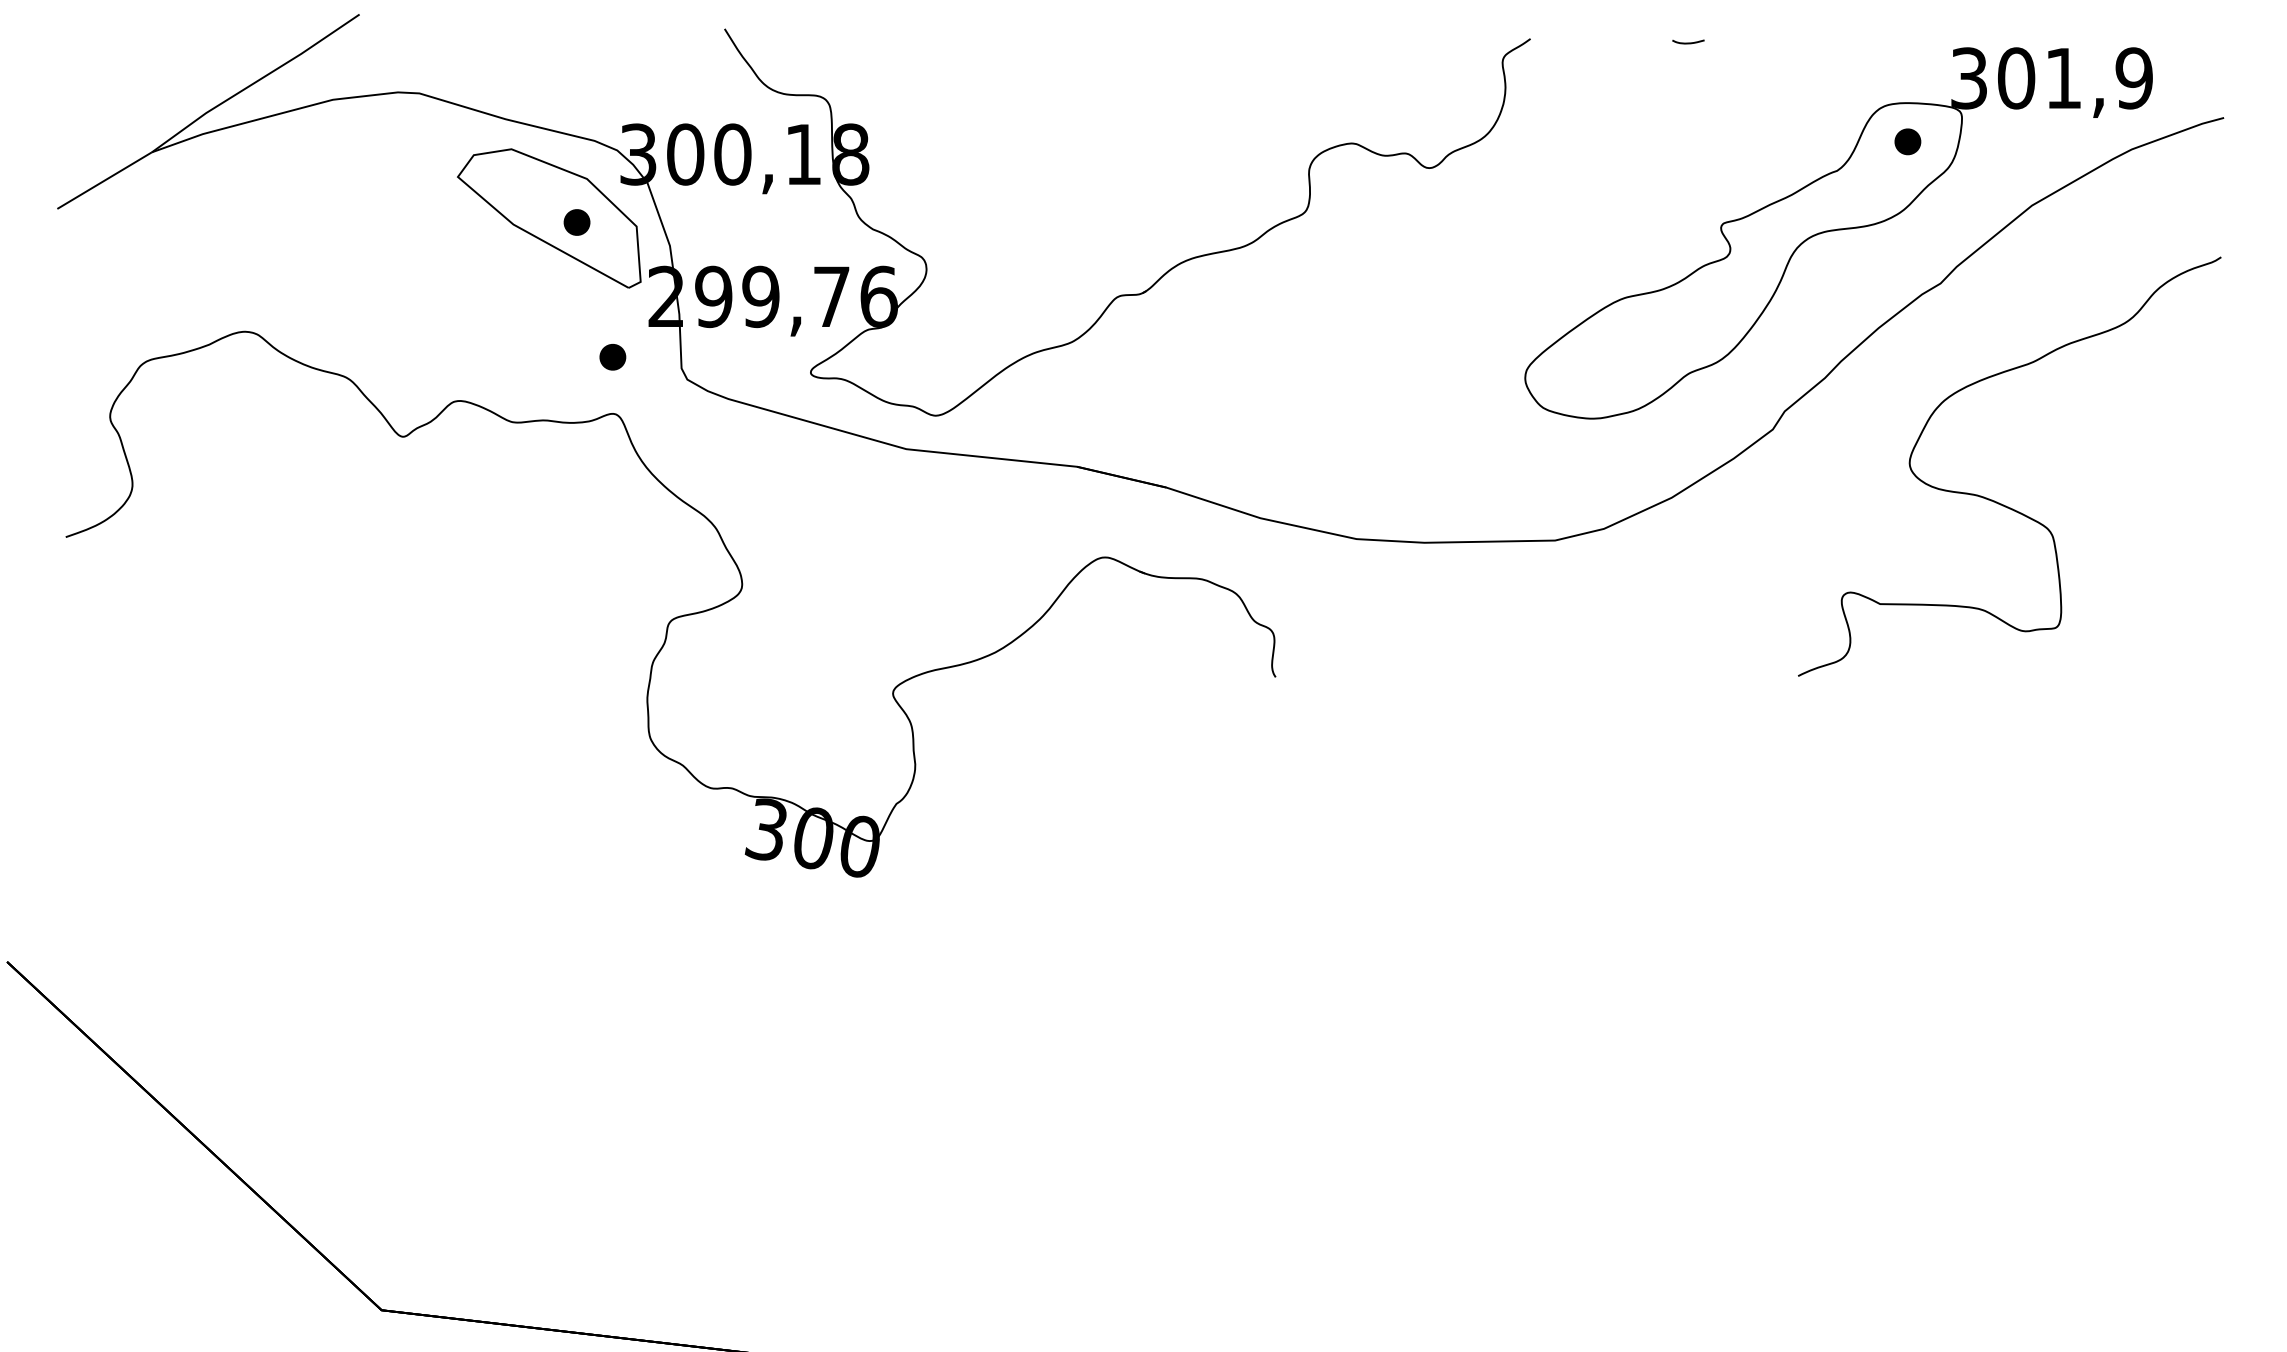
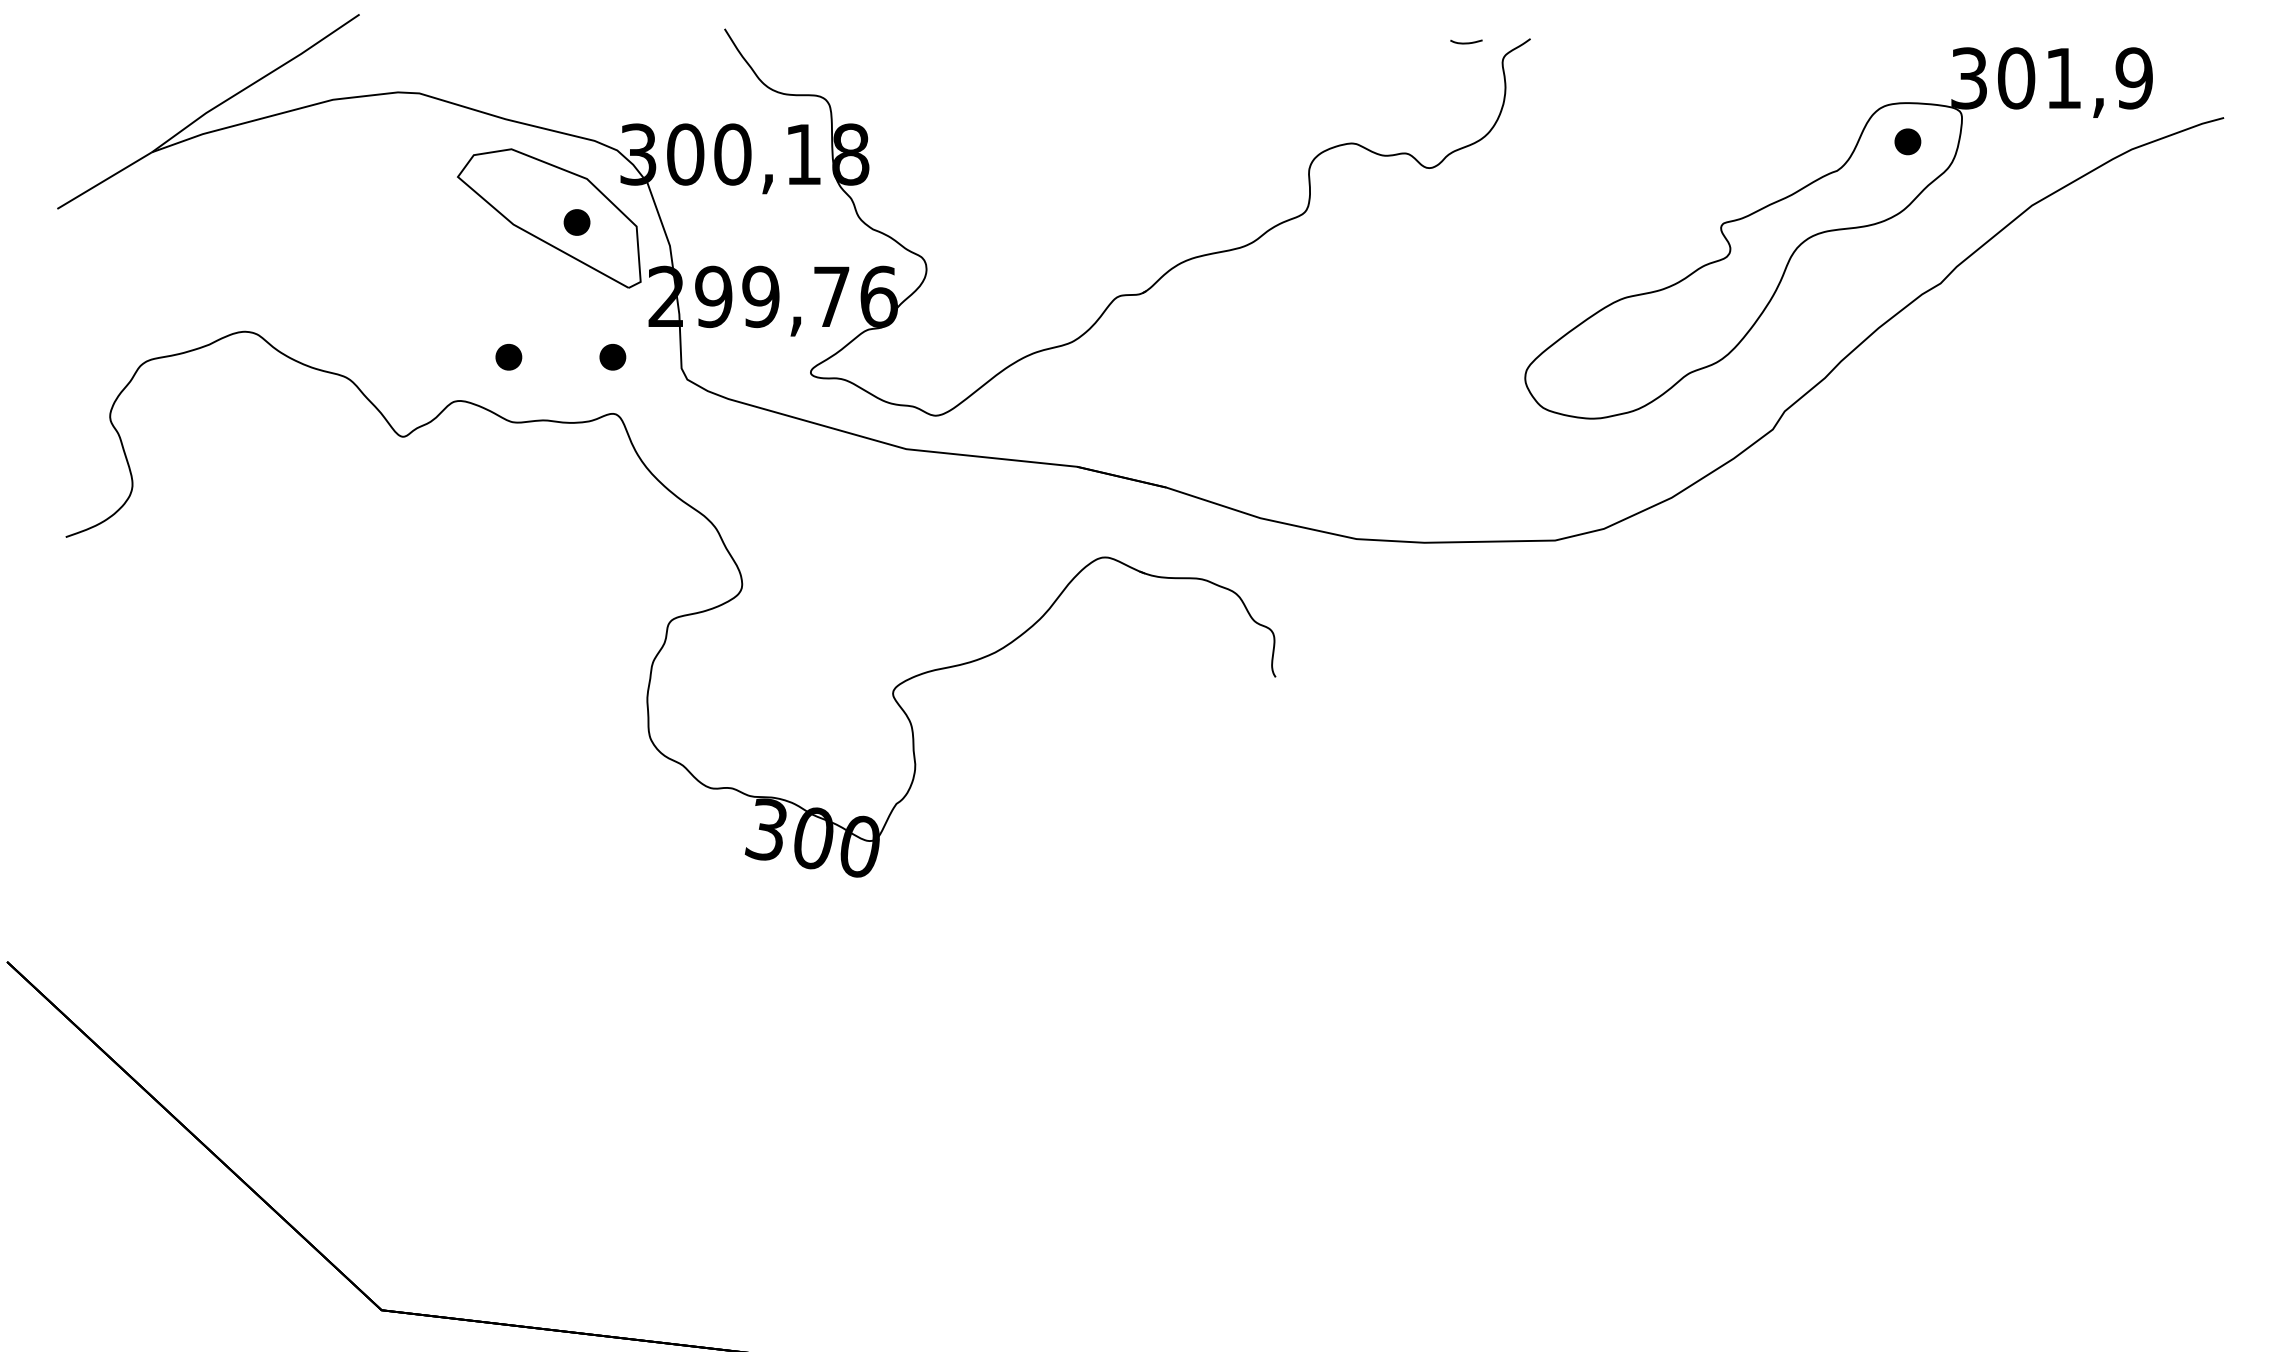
curve position: (1688, 42) -> (1466, 42) (1466, 42)
part: none -> present (508, 357)
curve: present -> none (1997, 501)
